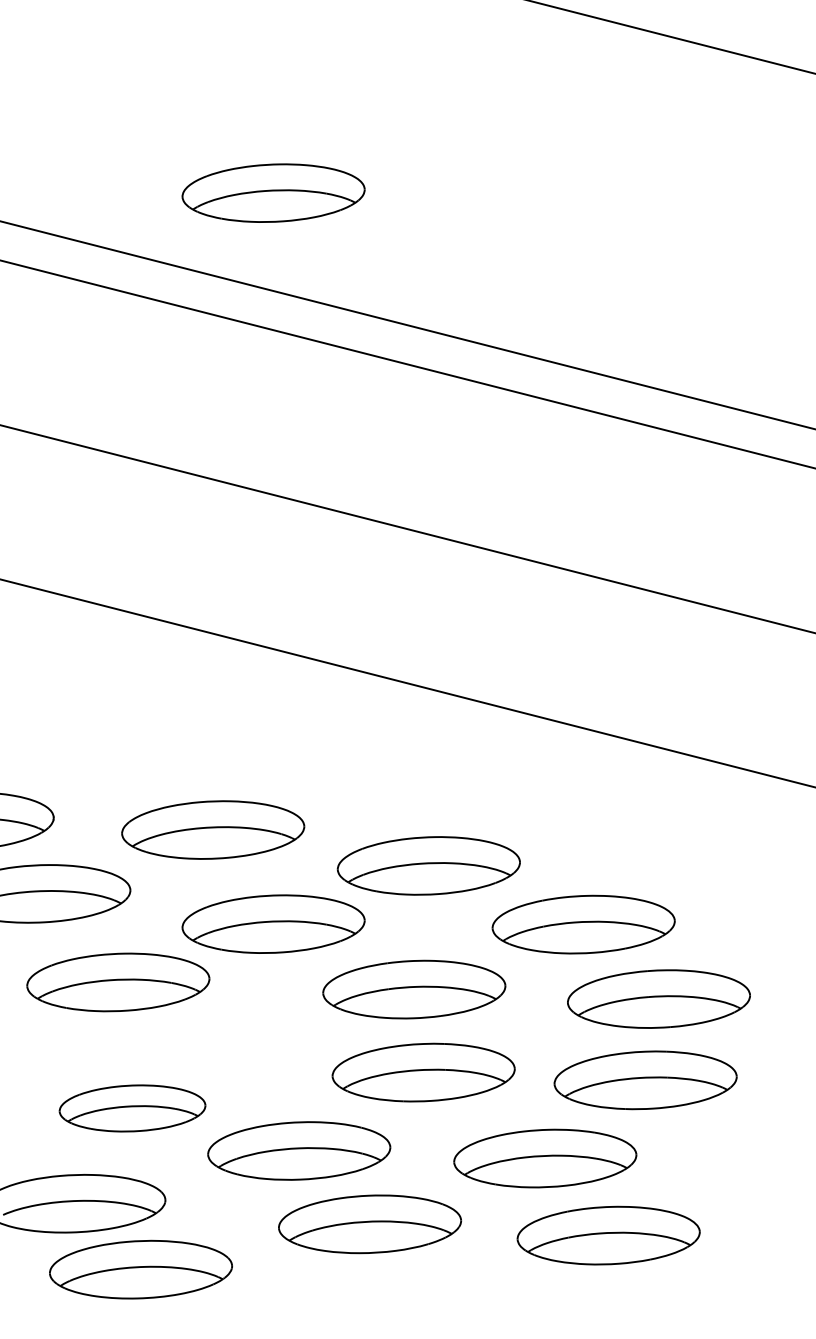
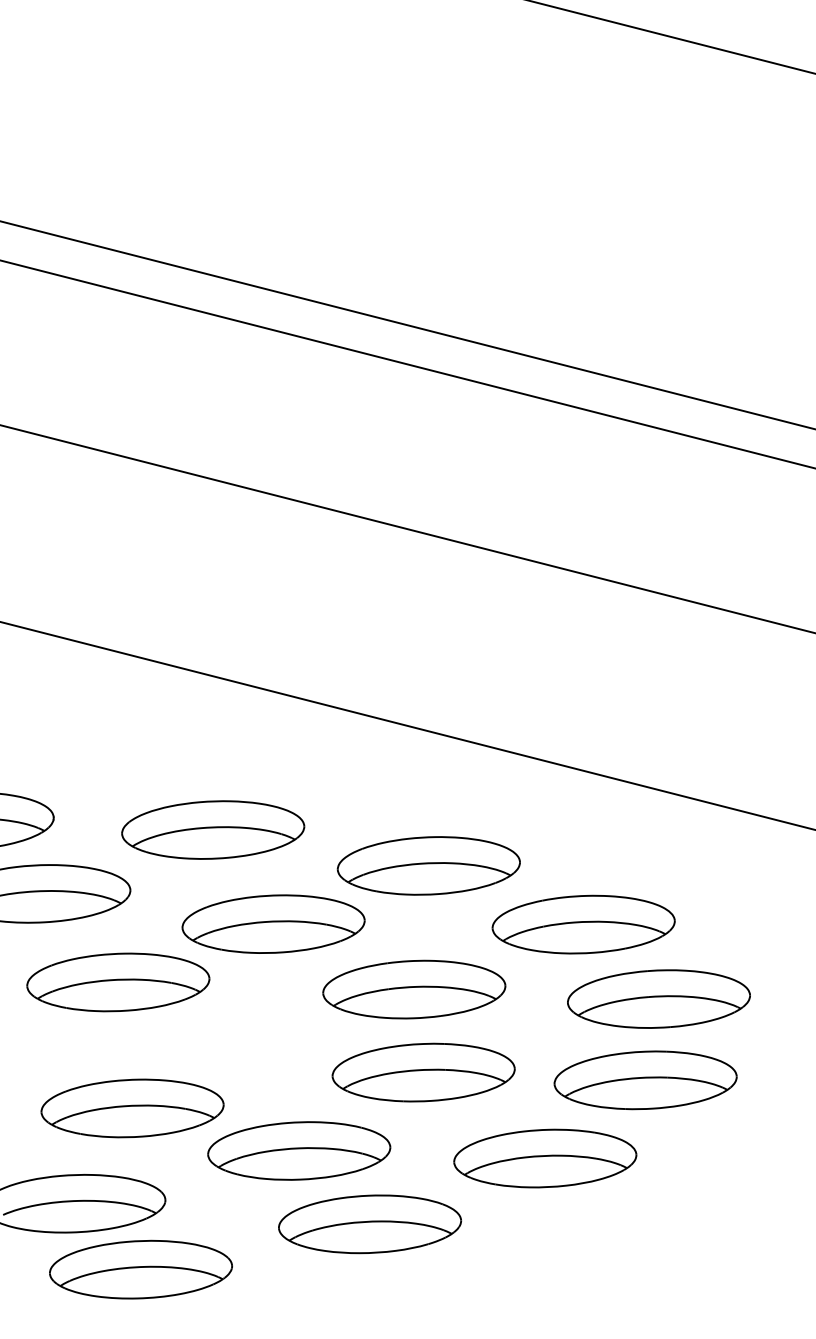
part: present -> none (273, 192)
line position: (407, 682) -> (407, 725) (407, 725)
part size: 149x49 px -> 185x61 px (132, 1108)
part: present -> none (608, 1235)
